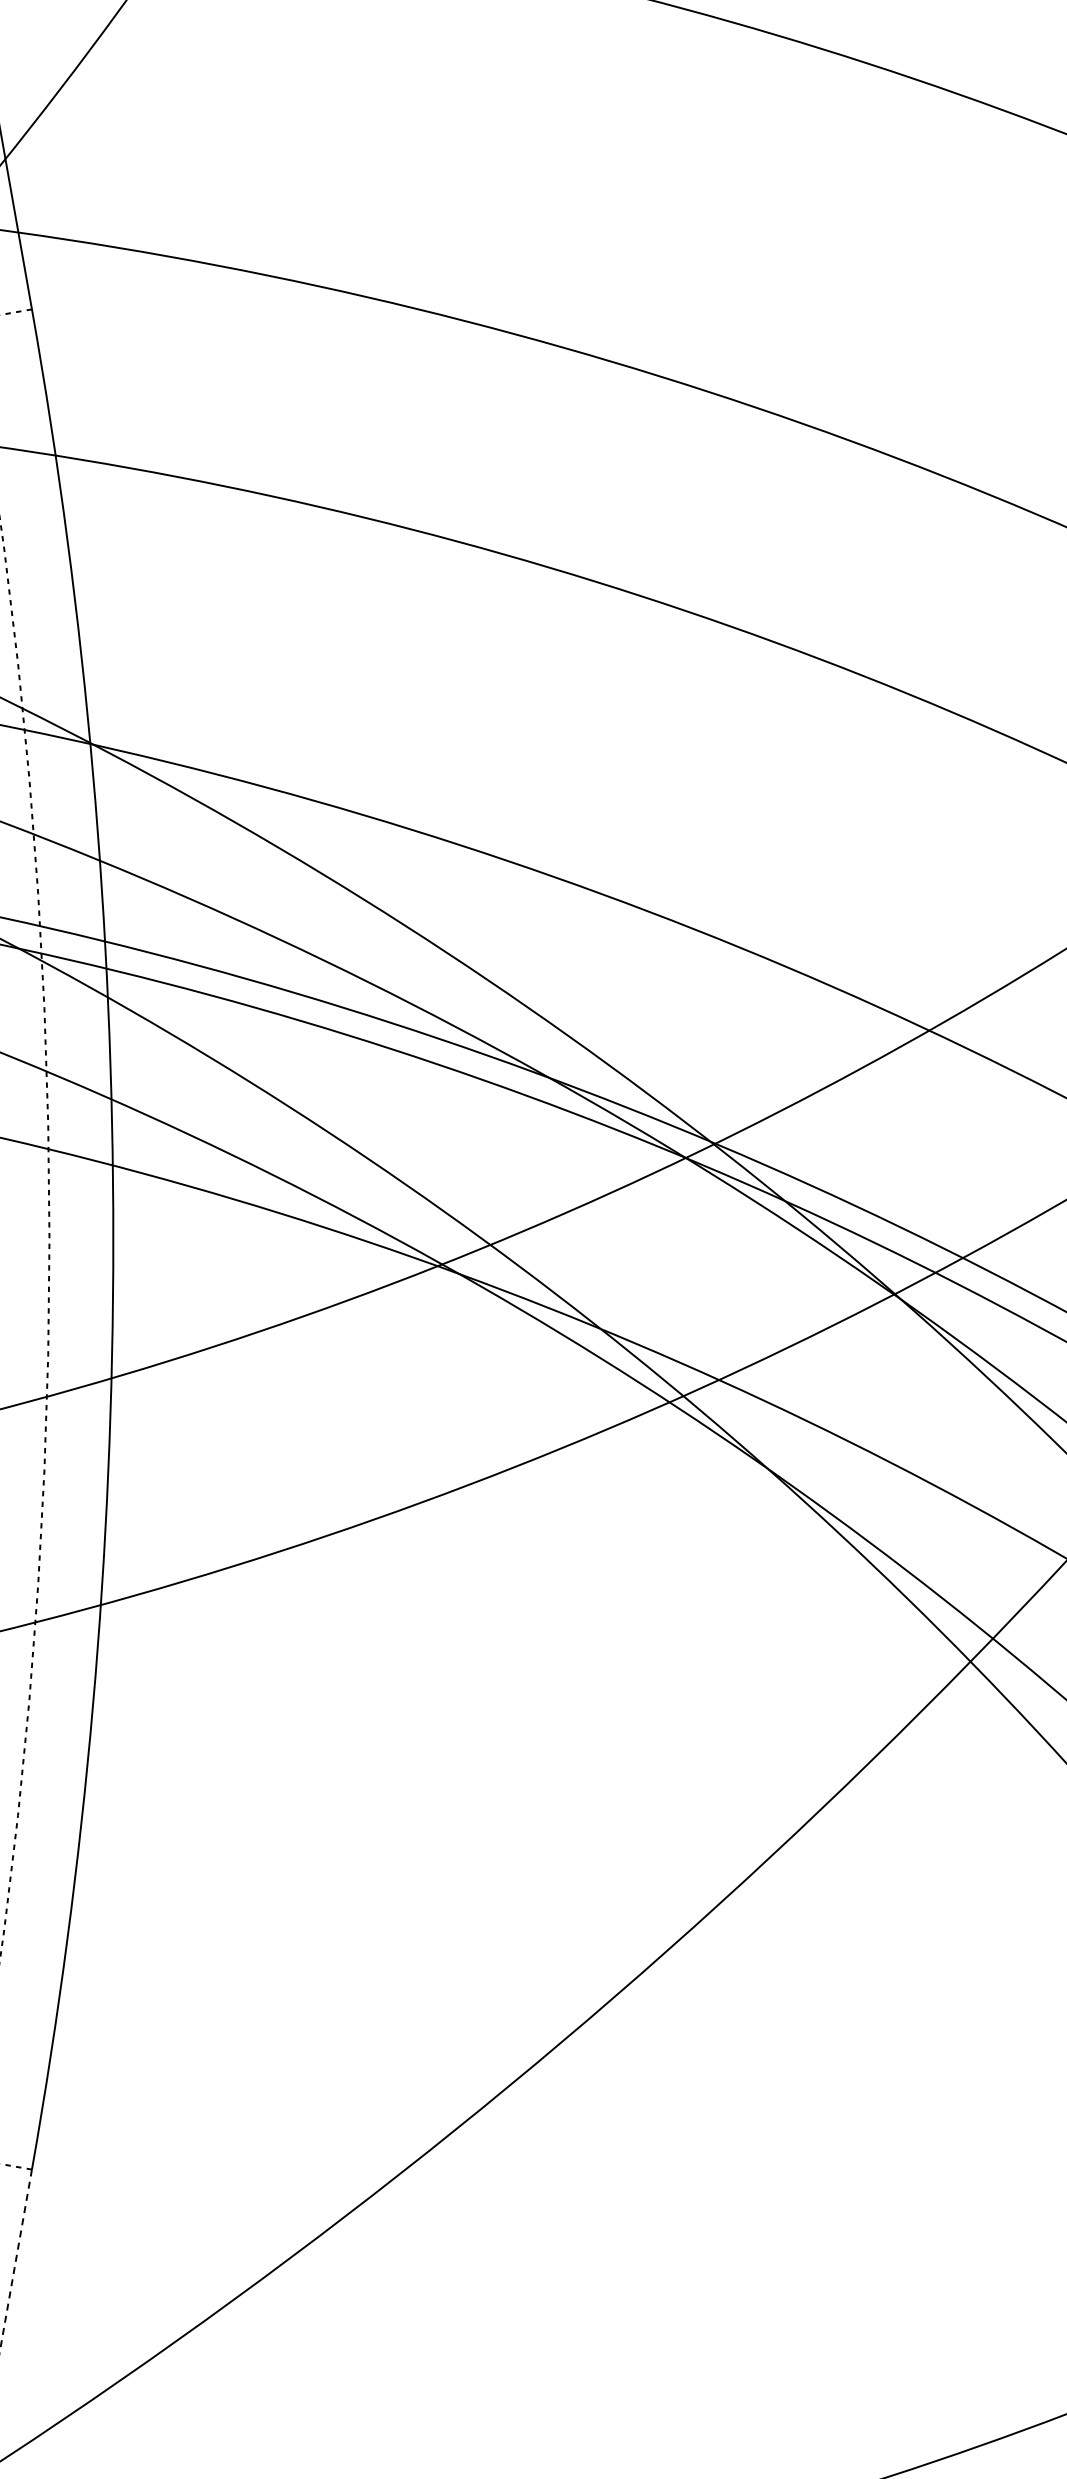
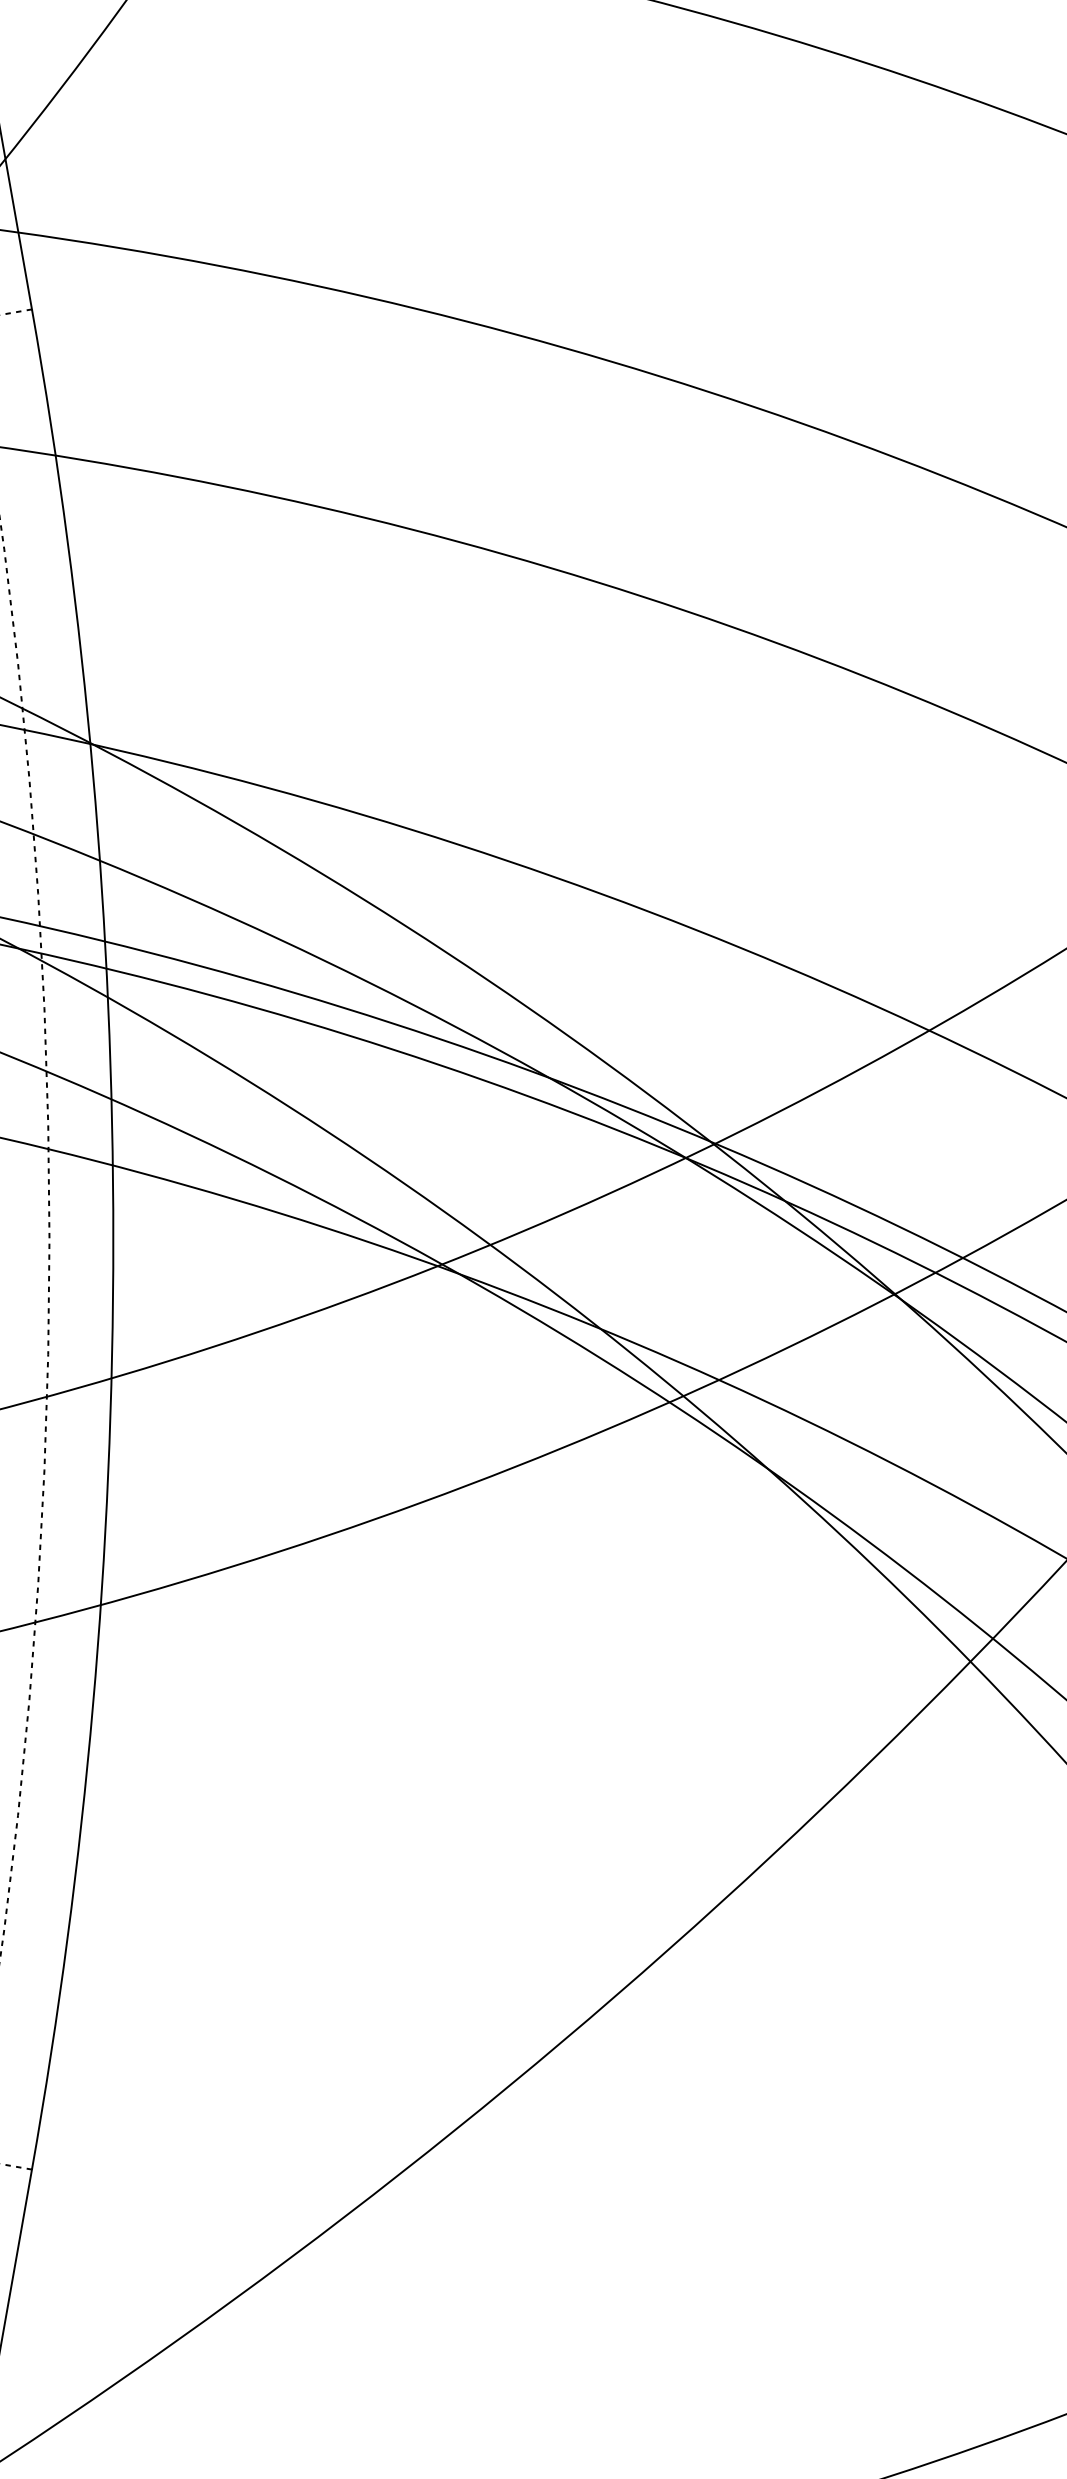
line: dashed -> solid (16, 2260)
